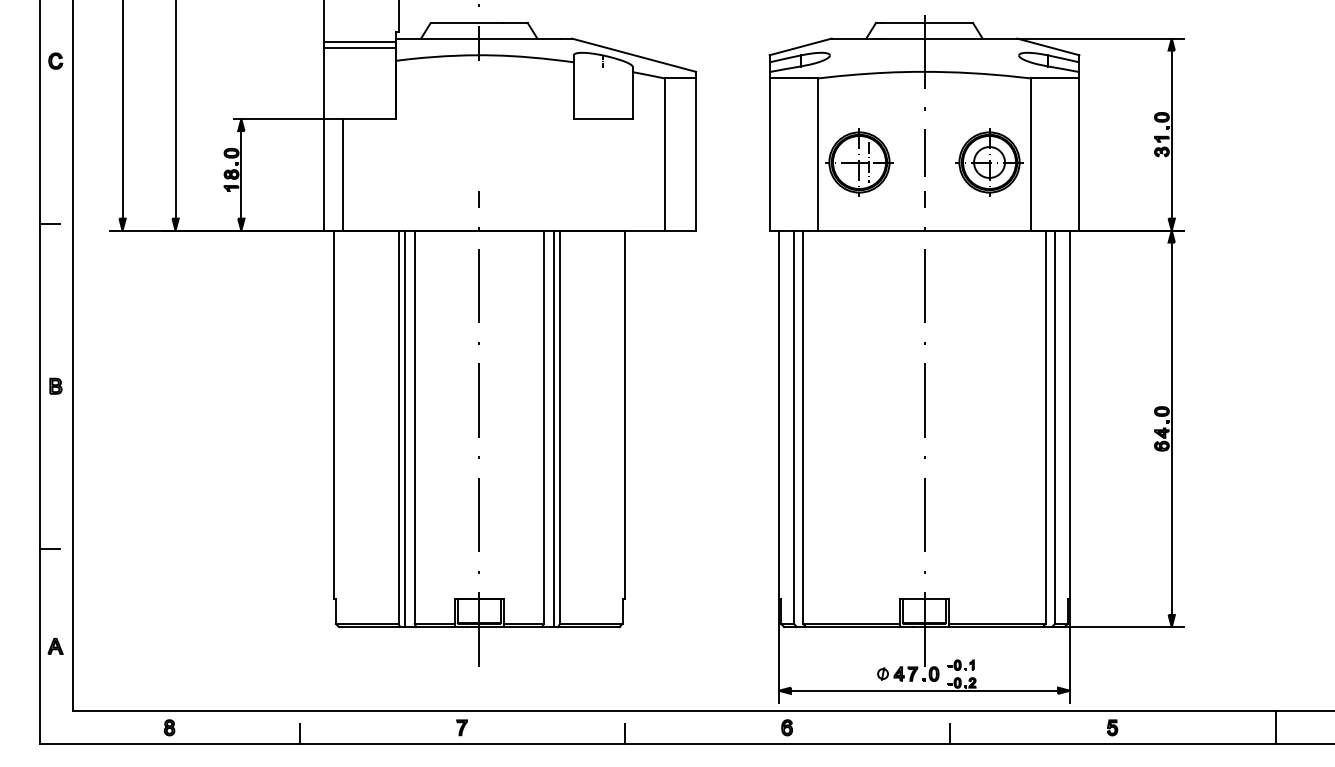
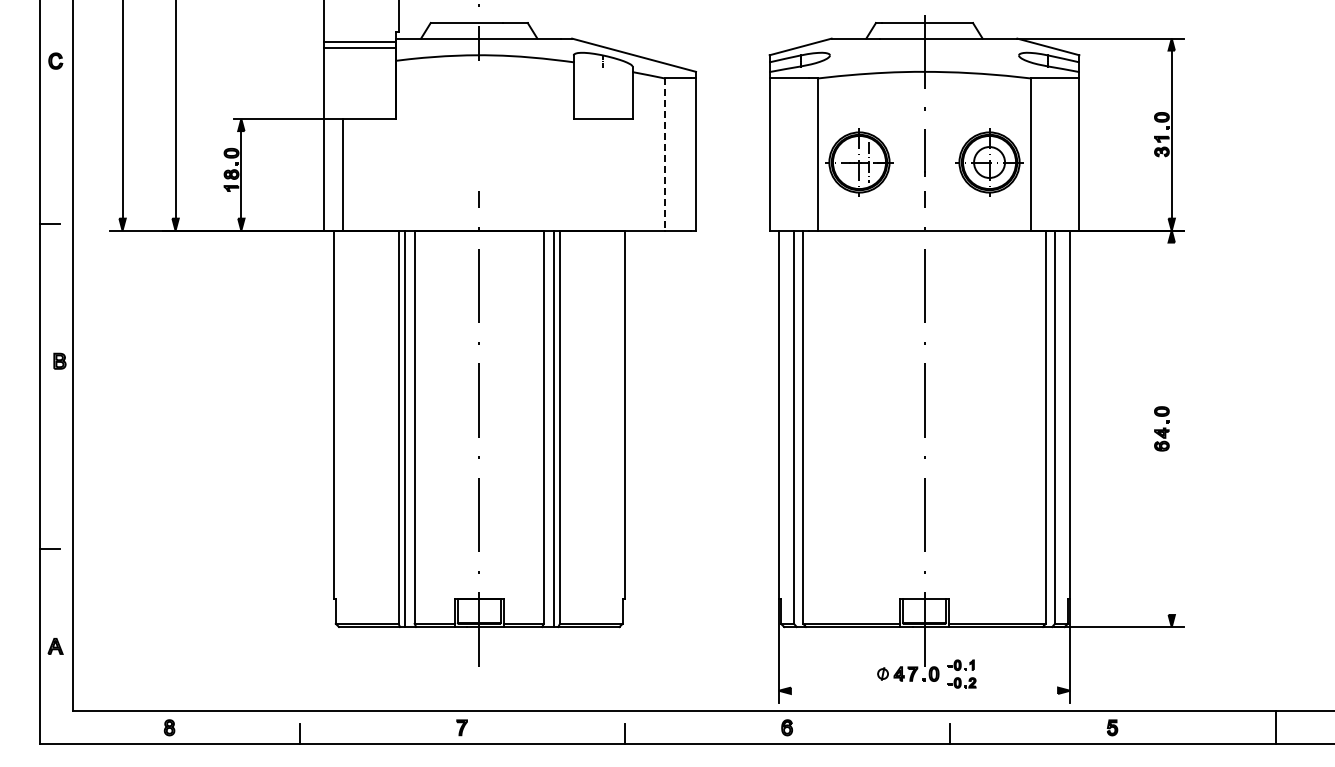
line: solid -> dashed (664, 155)
part position: (55, 385) -> (59, 360) (59, 360)
line: present -> none (1171, 428)
line: present -> none (924, 690)
